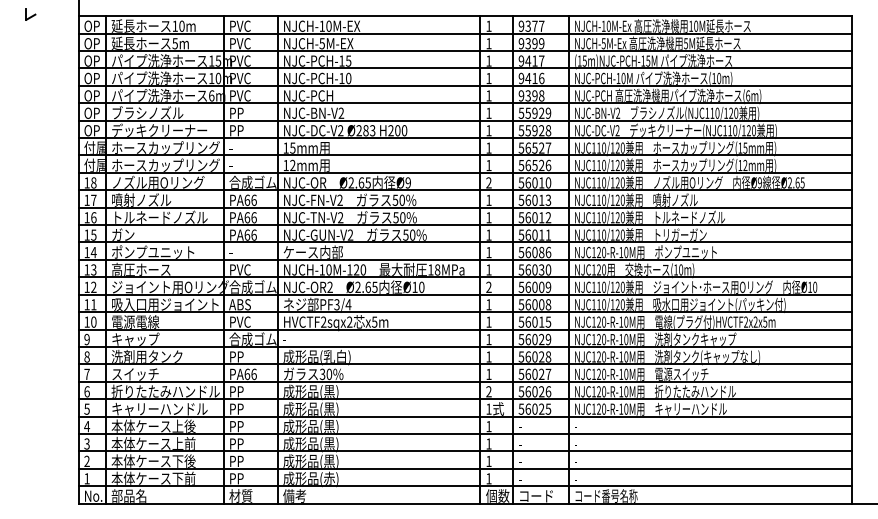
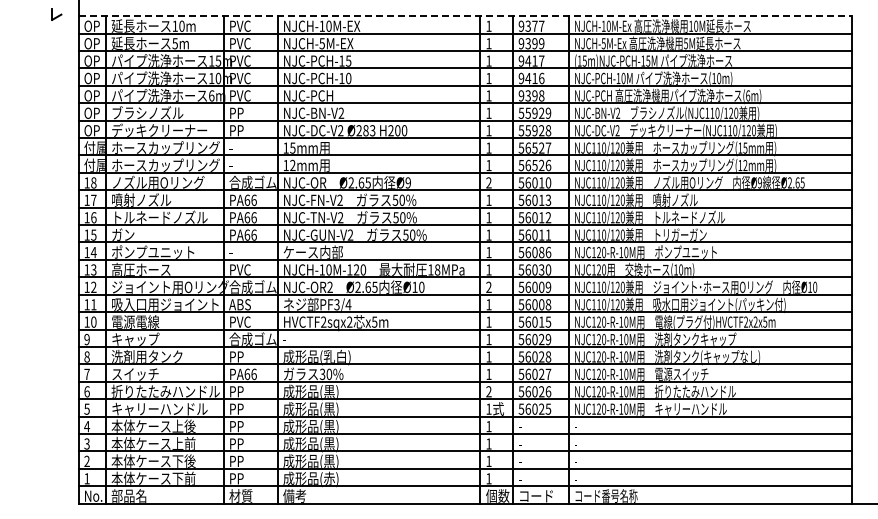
part position: (30, 14) -> (56, 14) (56, 14)
line: solid -> dashed (465, 16)
